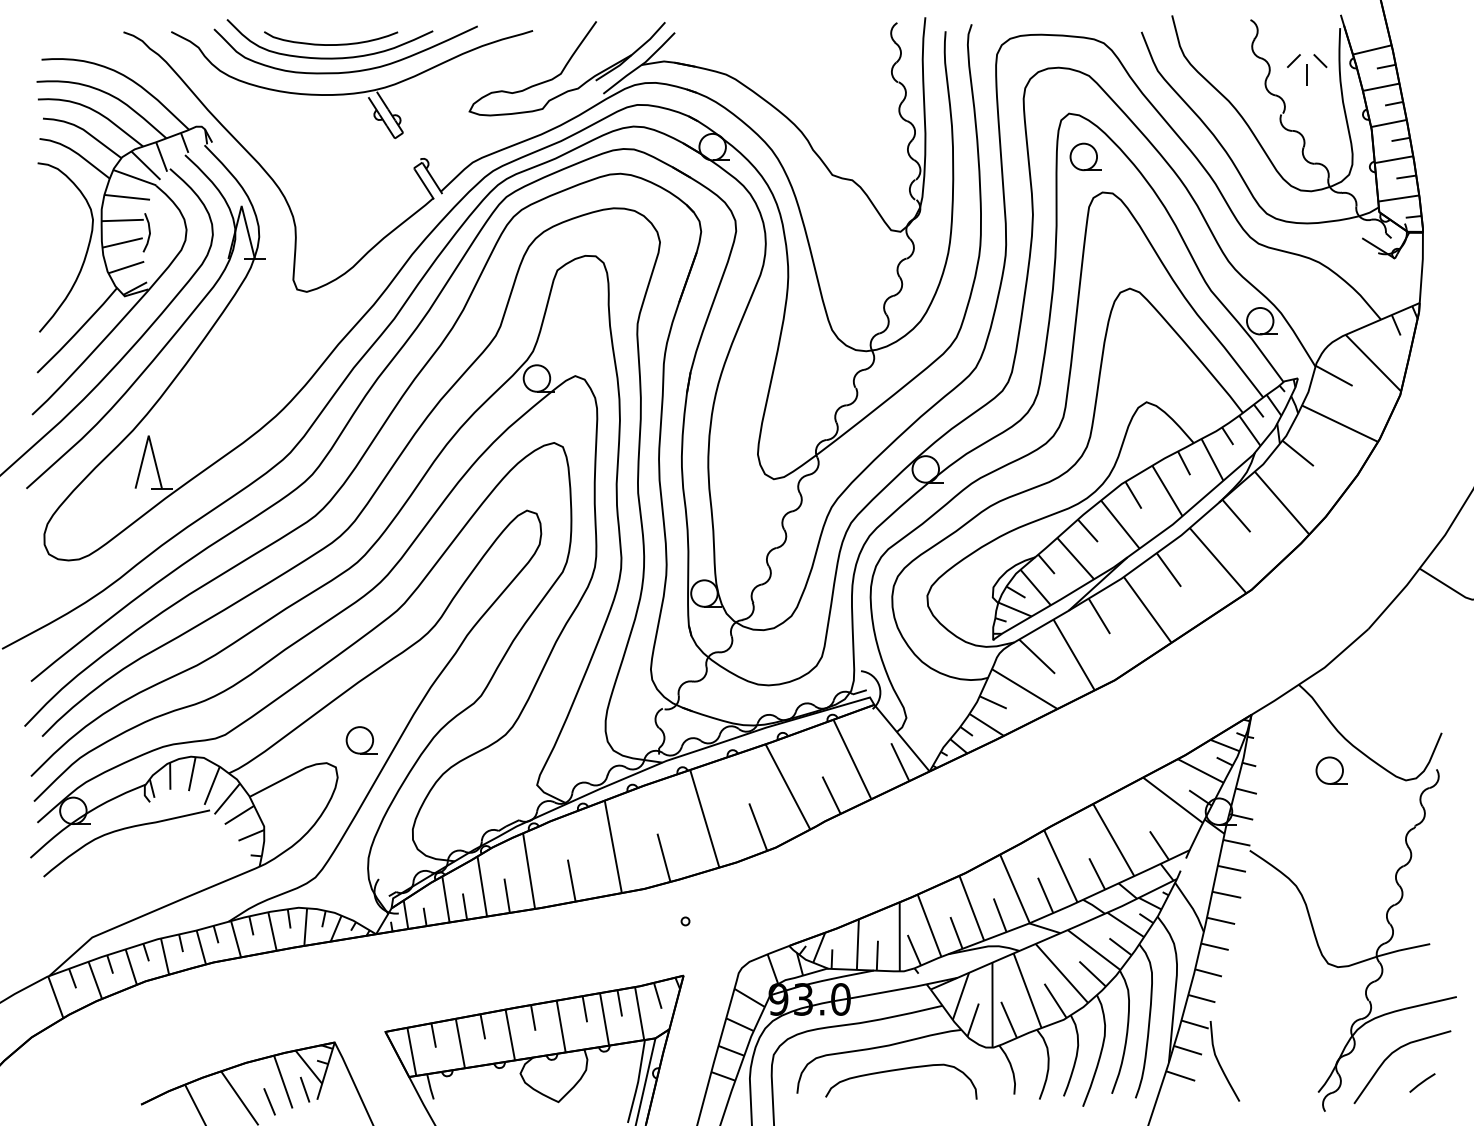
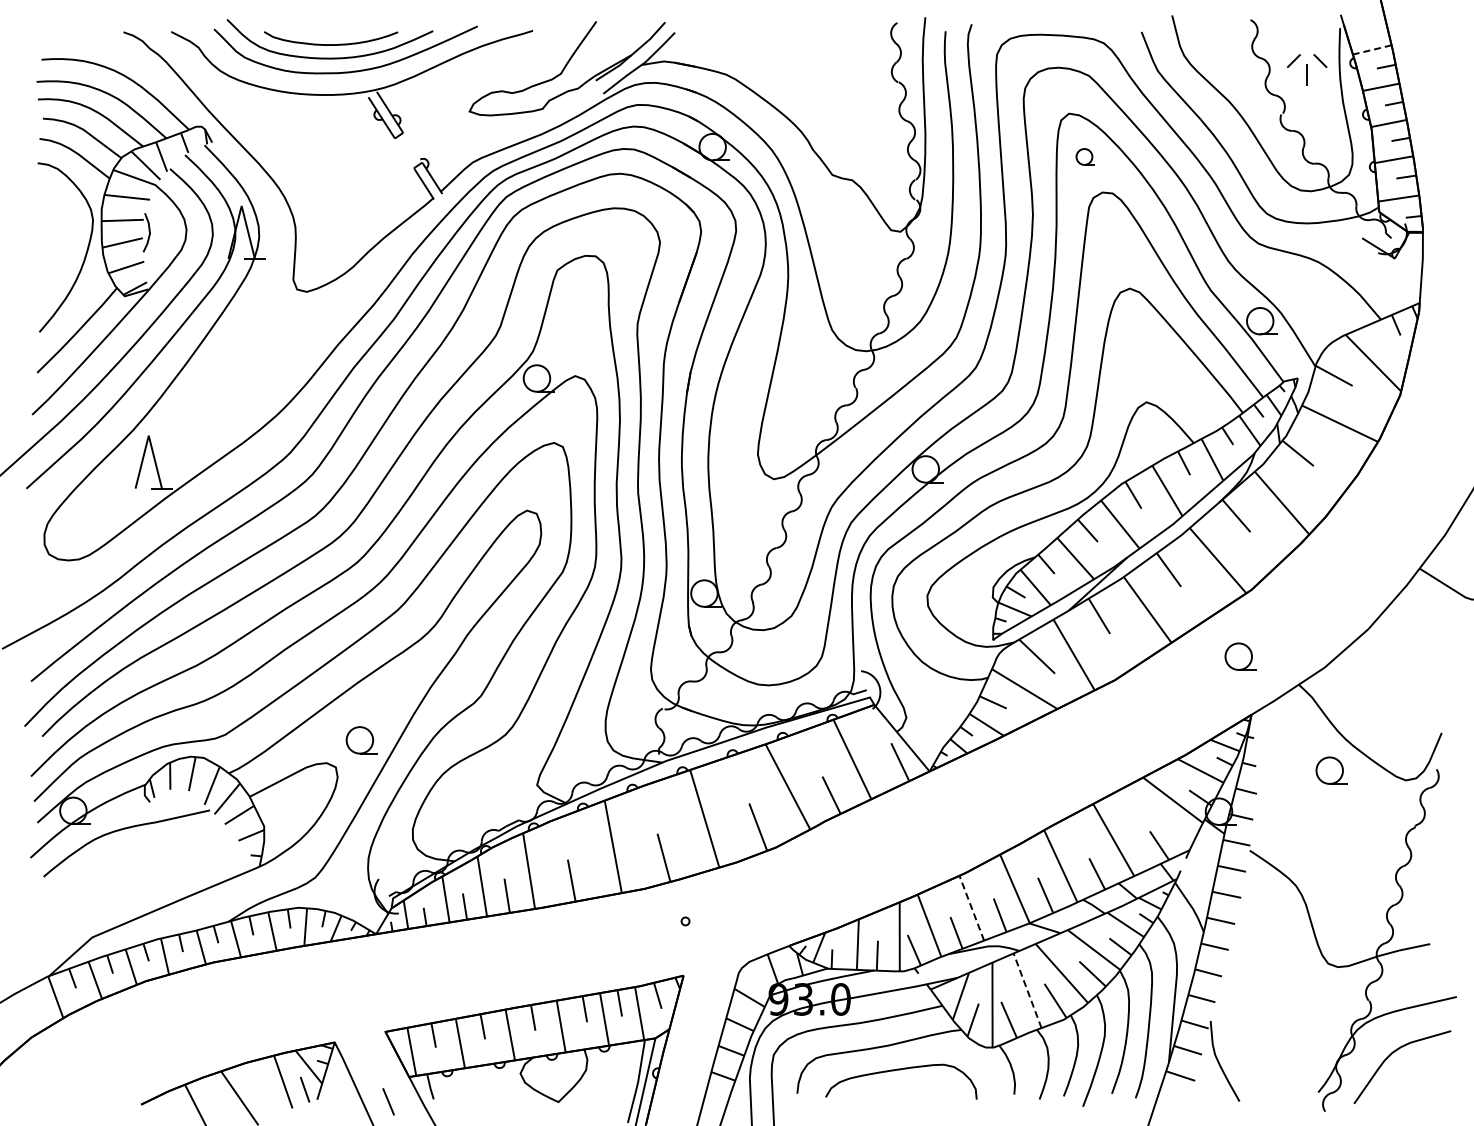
line: solid -> dashed (1372, 49)
part size: 33x30 px -> 20x18 px (1084, 156)
part: none -> present (1240, 656)
line: solid -> dashed (971, 908)
line: solid -> dashed (1027, 990)
line: present -> none (1422, 1082)
line position: (269, 1101) -> (388, 1101) (388, 1101)
